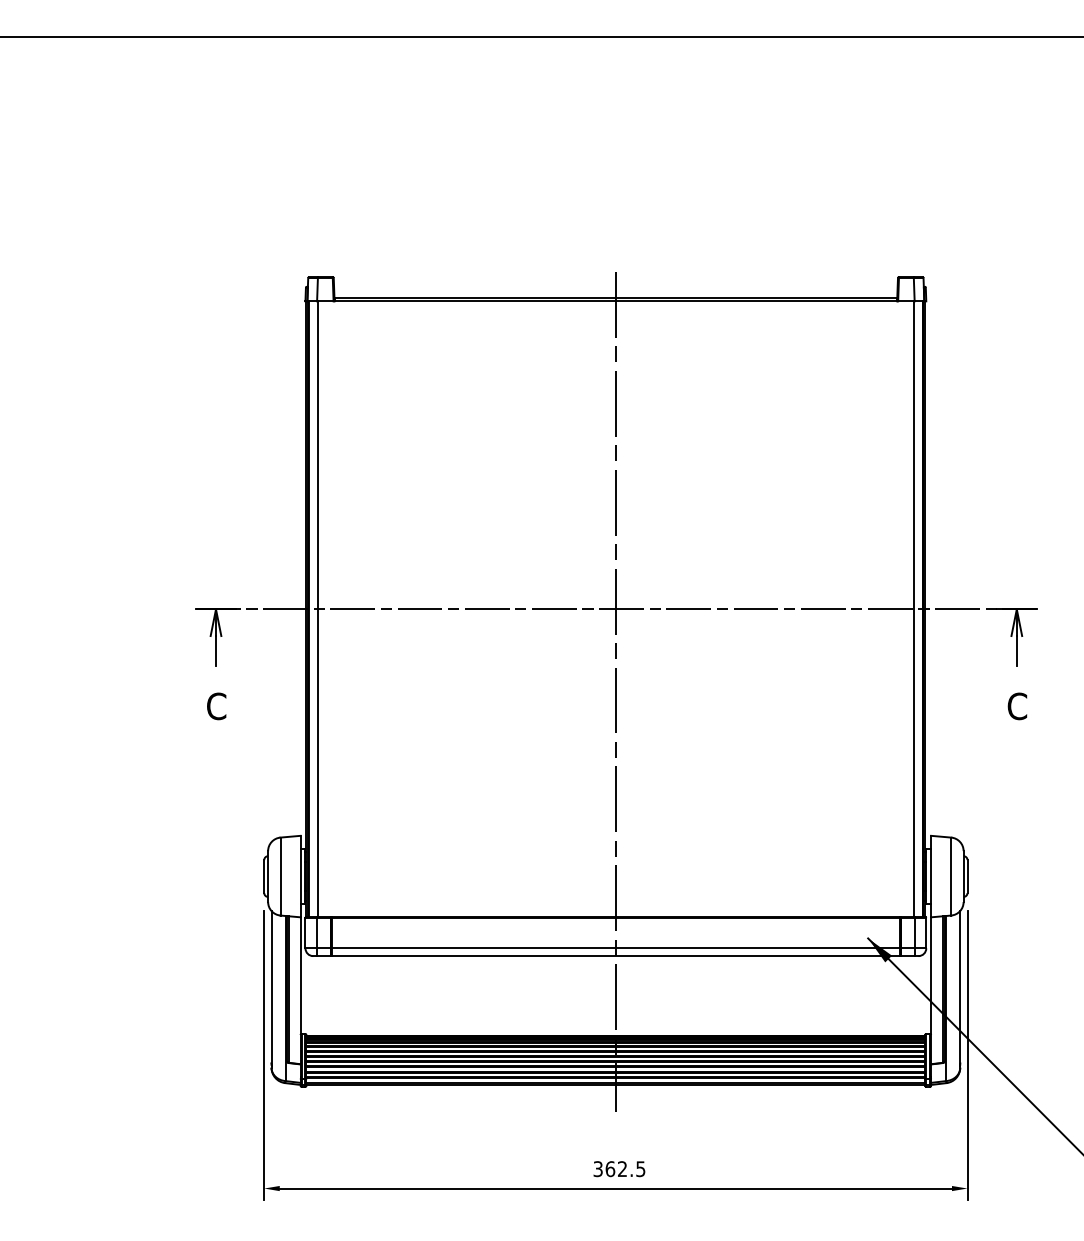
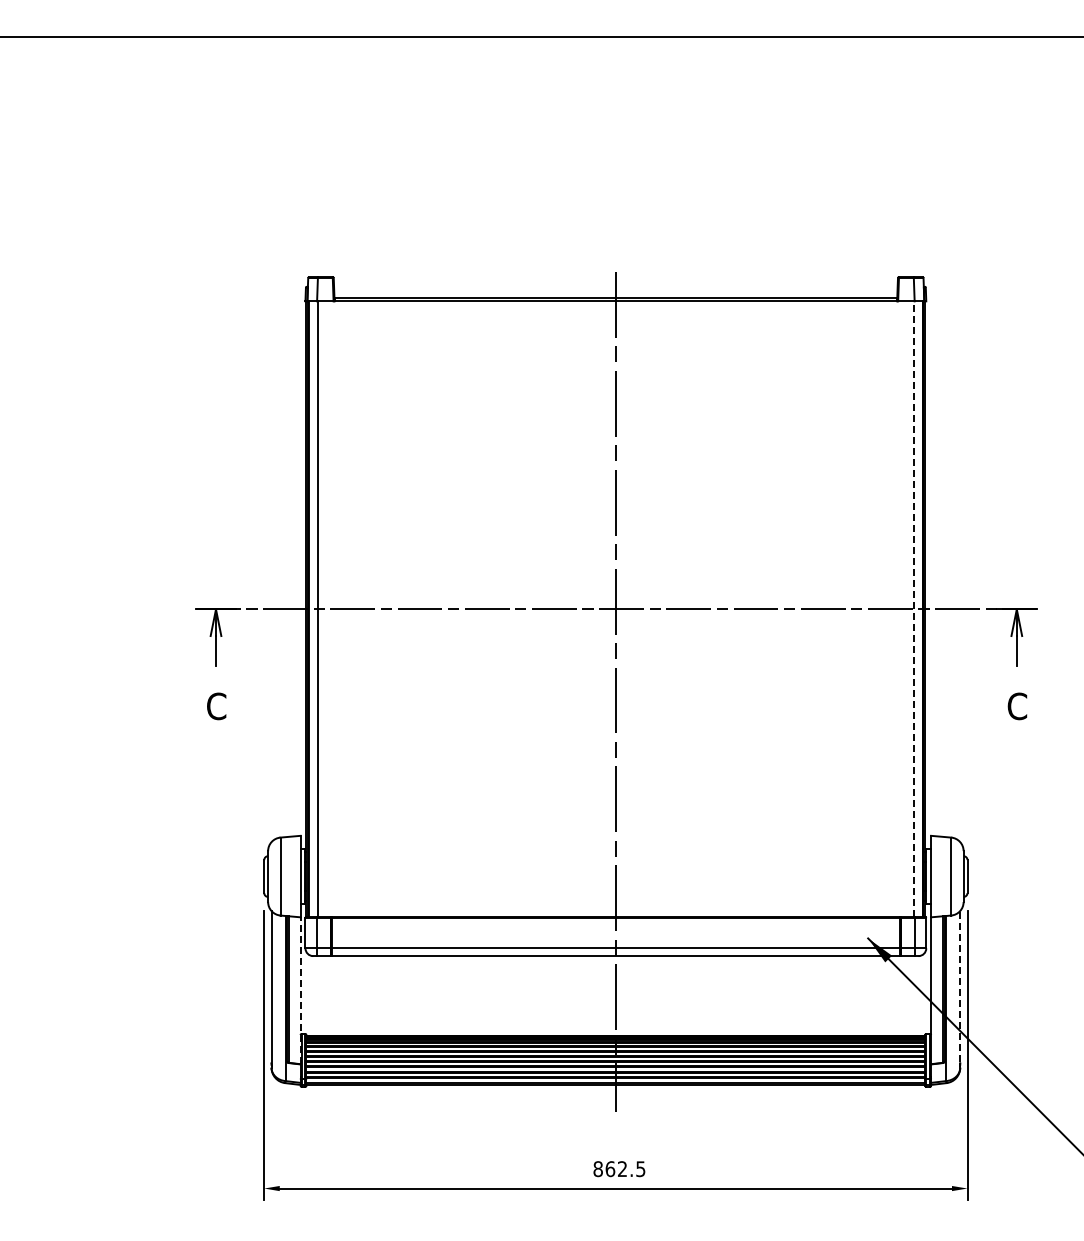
line: solid -> dashed (914, 609)
line: solid -> dashed (960, 986)
line: solid -> dashed (300, 990)
text: 362.5 -> 862.5 (597, 1169)
